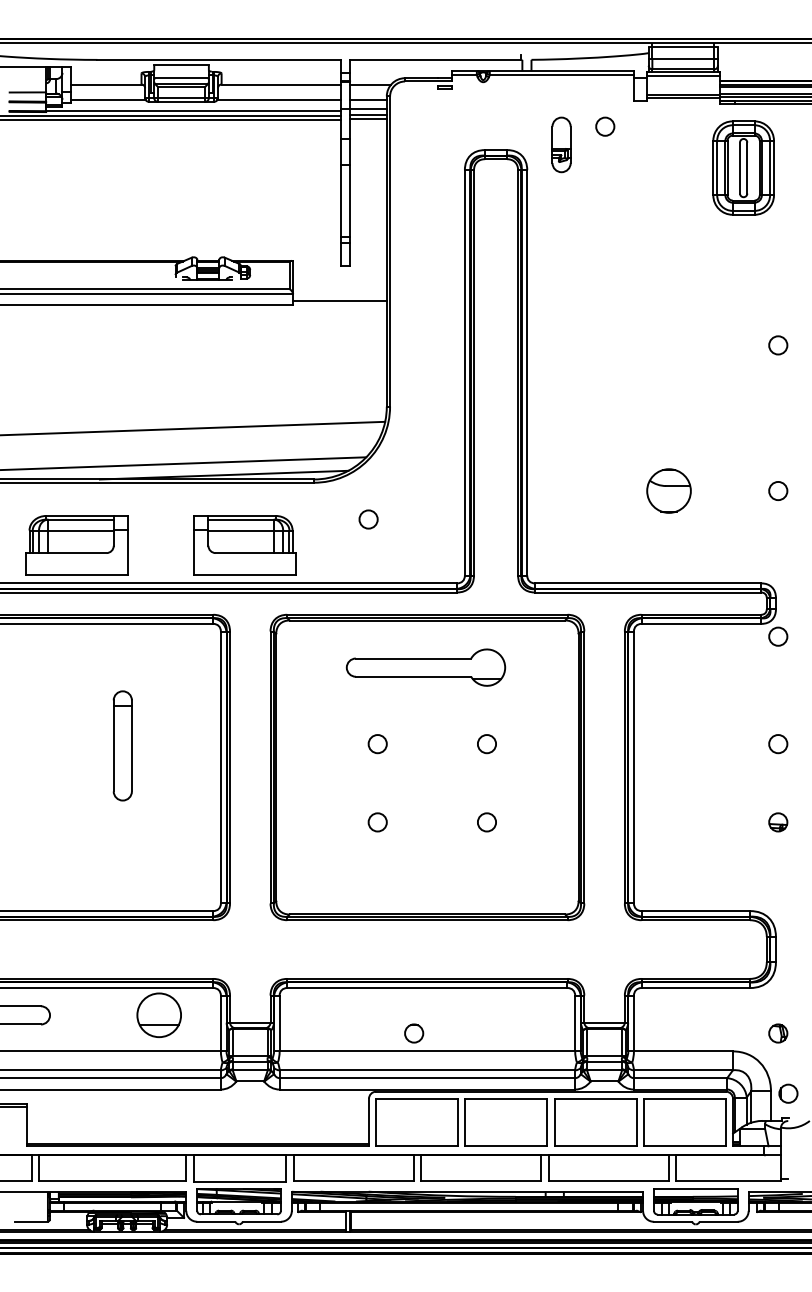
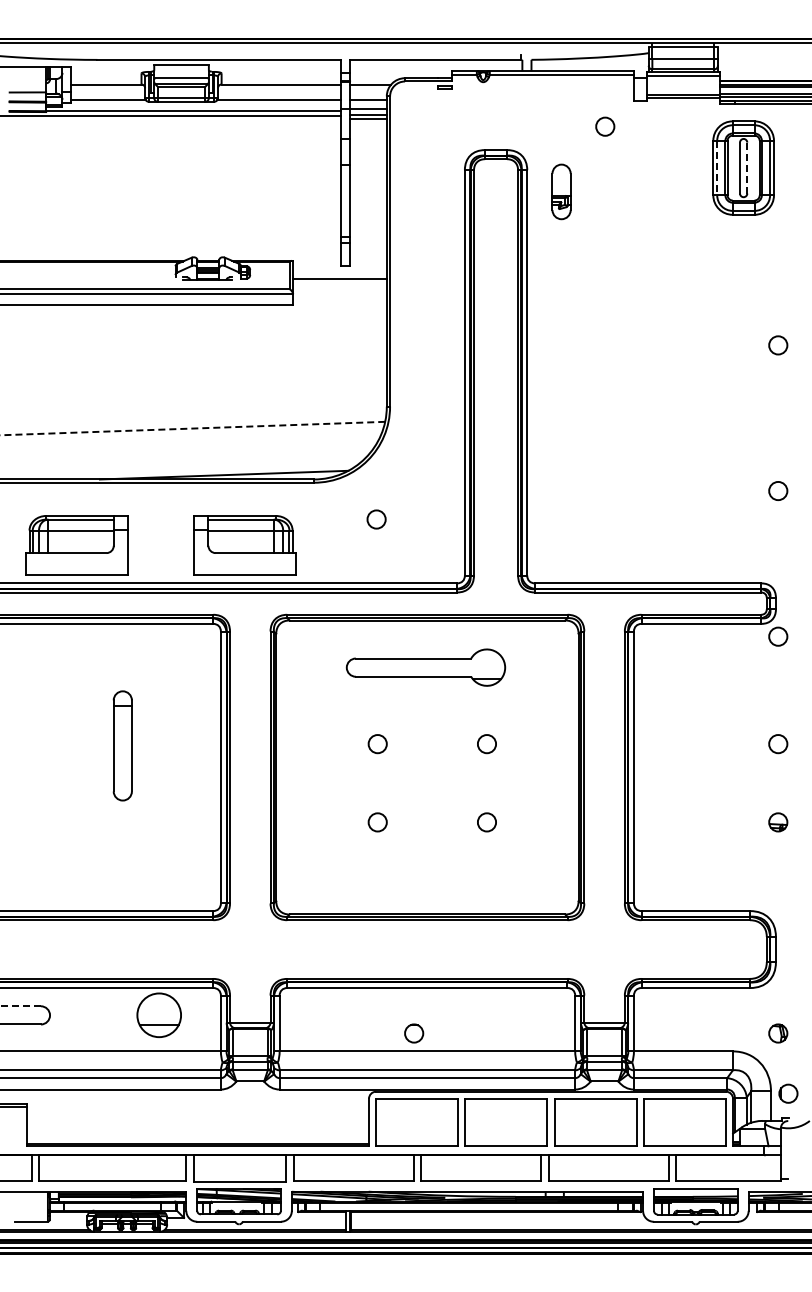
line: present -> none (171, 120)
part position: (561, 144) -> (561, 191) (561, 191)
line: solid -> dashed (717, 168)
line: solid -> dashed (747, 168)
line position: (339, 301) -> (339, 279) (339, 279)
line: solid -> dashed (192, 428)
line: present -> none (184, 463)
part: present -> none (668, 490)
circle position: (368, 519) -> (376, 519) (376, 519)
line: solid -> dashed (20, 1006)
